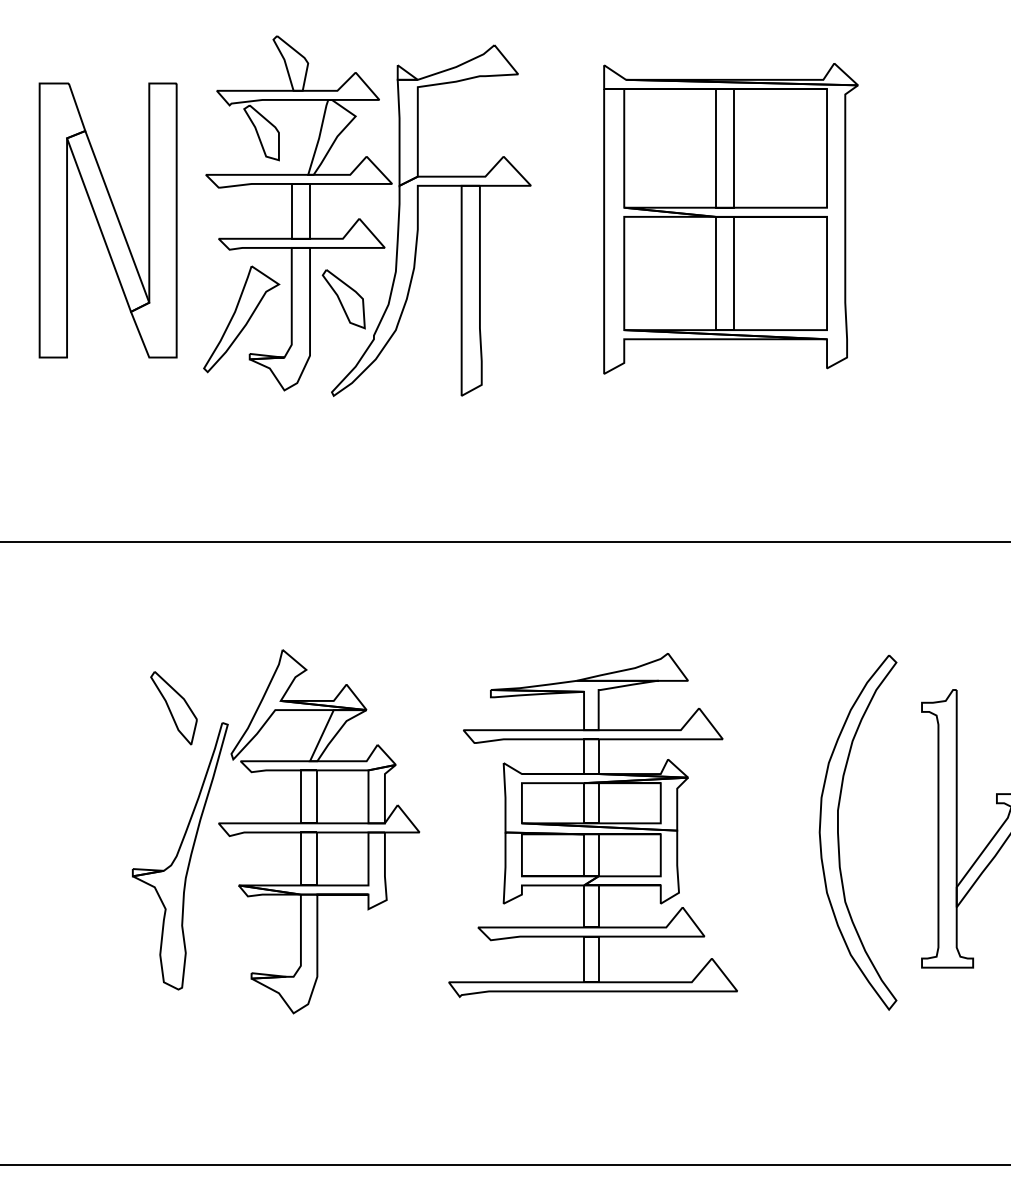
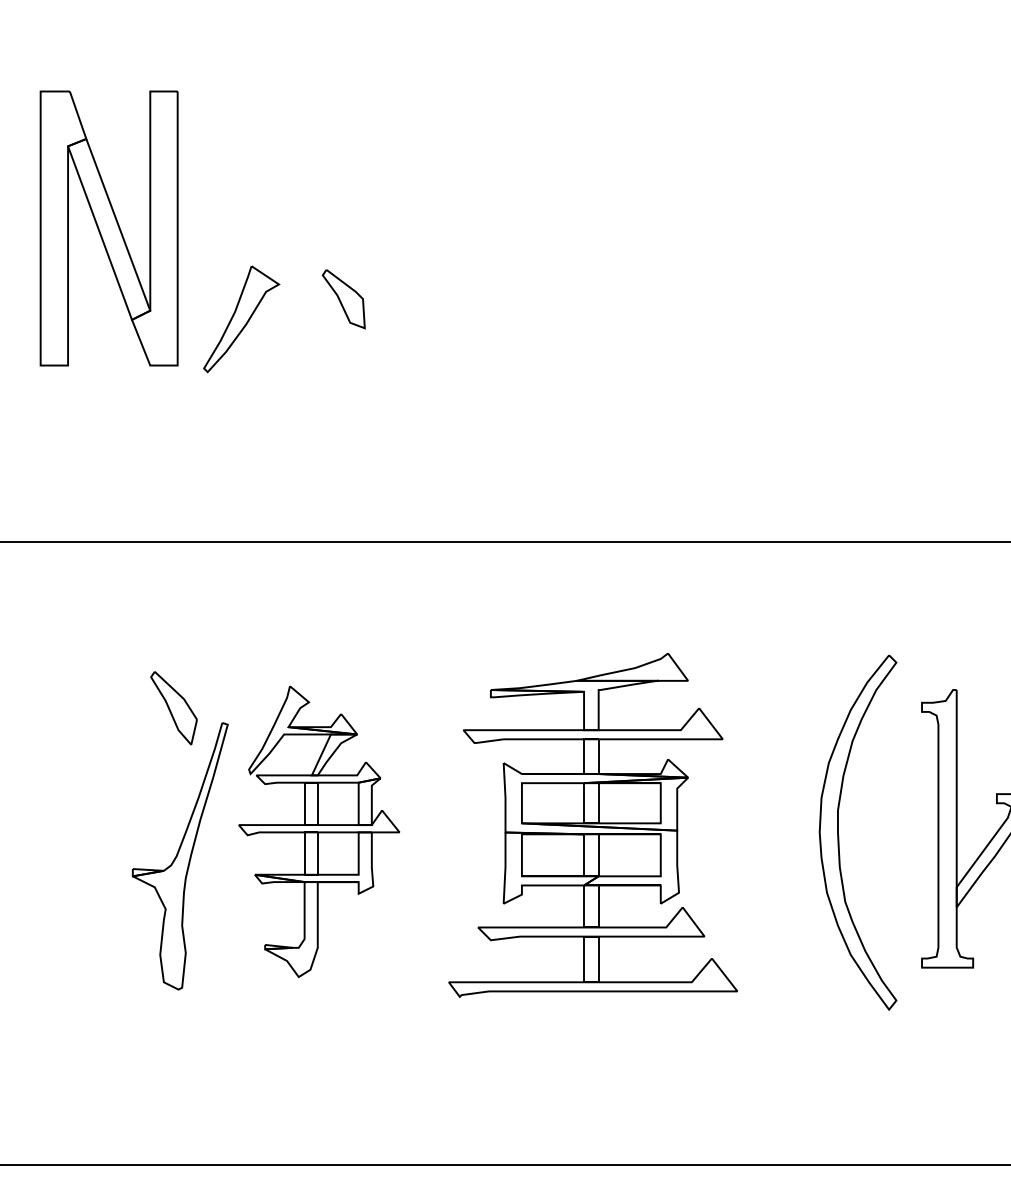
part: present -> none (730, 218)
part position: (107, 220) -> (108, 228) (108, 228)
part: present -> none (362, 220)
part size: 203x366 px -> 163x294 px (319, 831)
